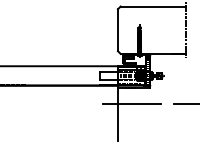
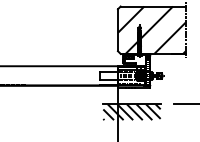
hatch: none -> present (151, 29)
hatch: none -> present (131, 112)
